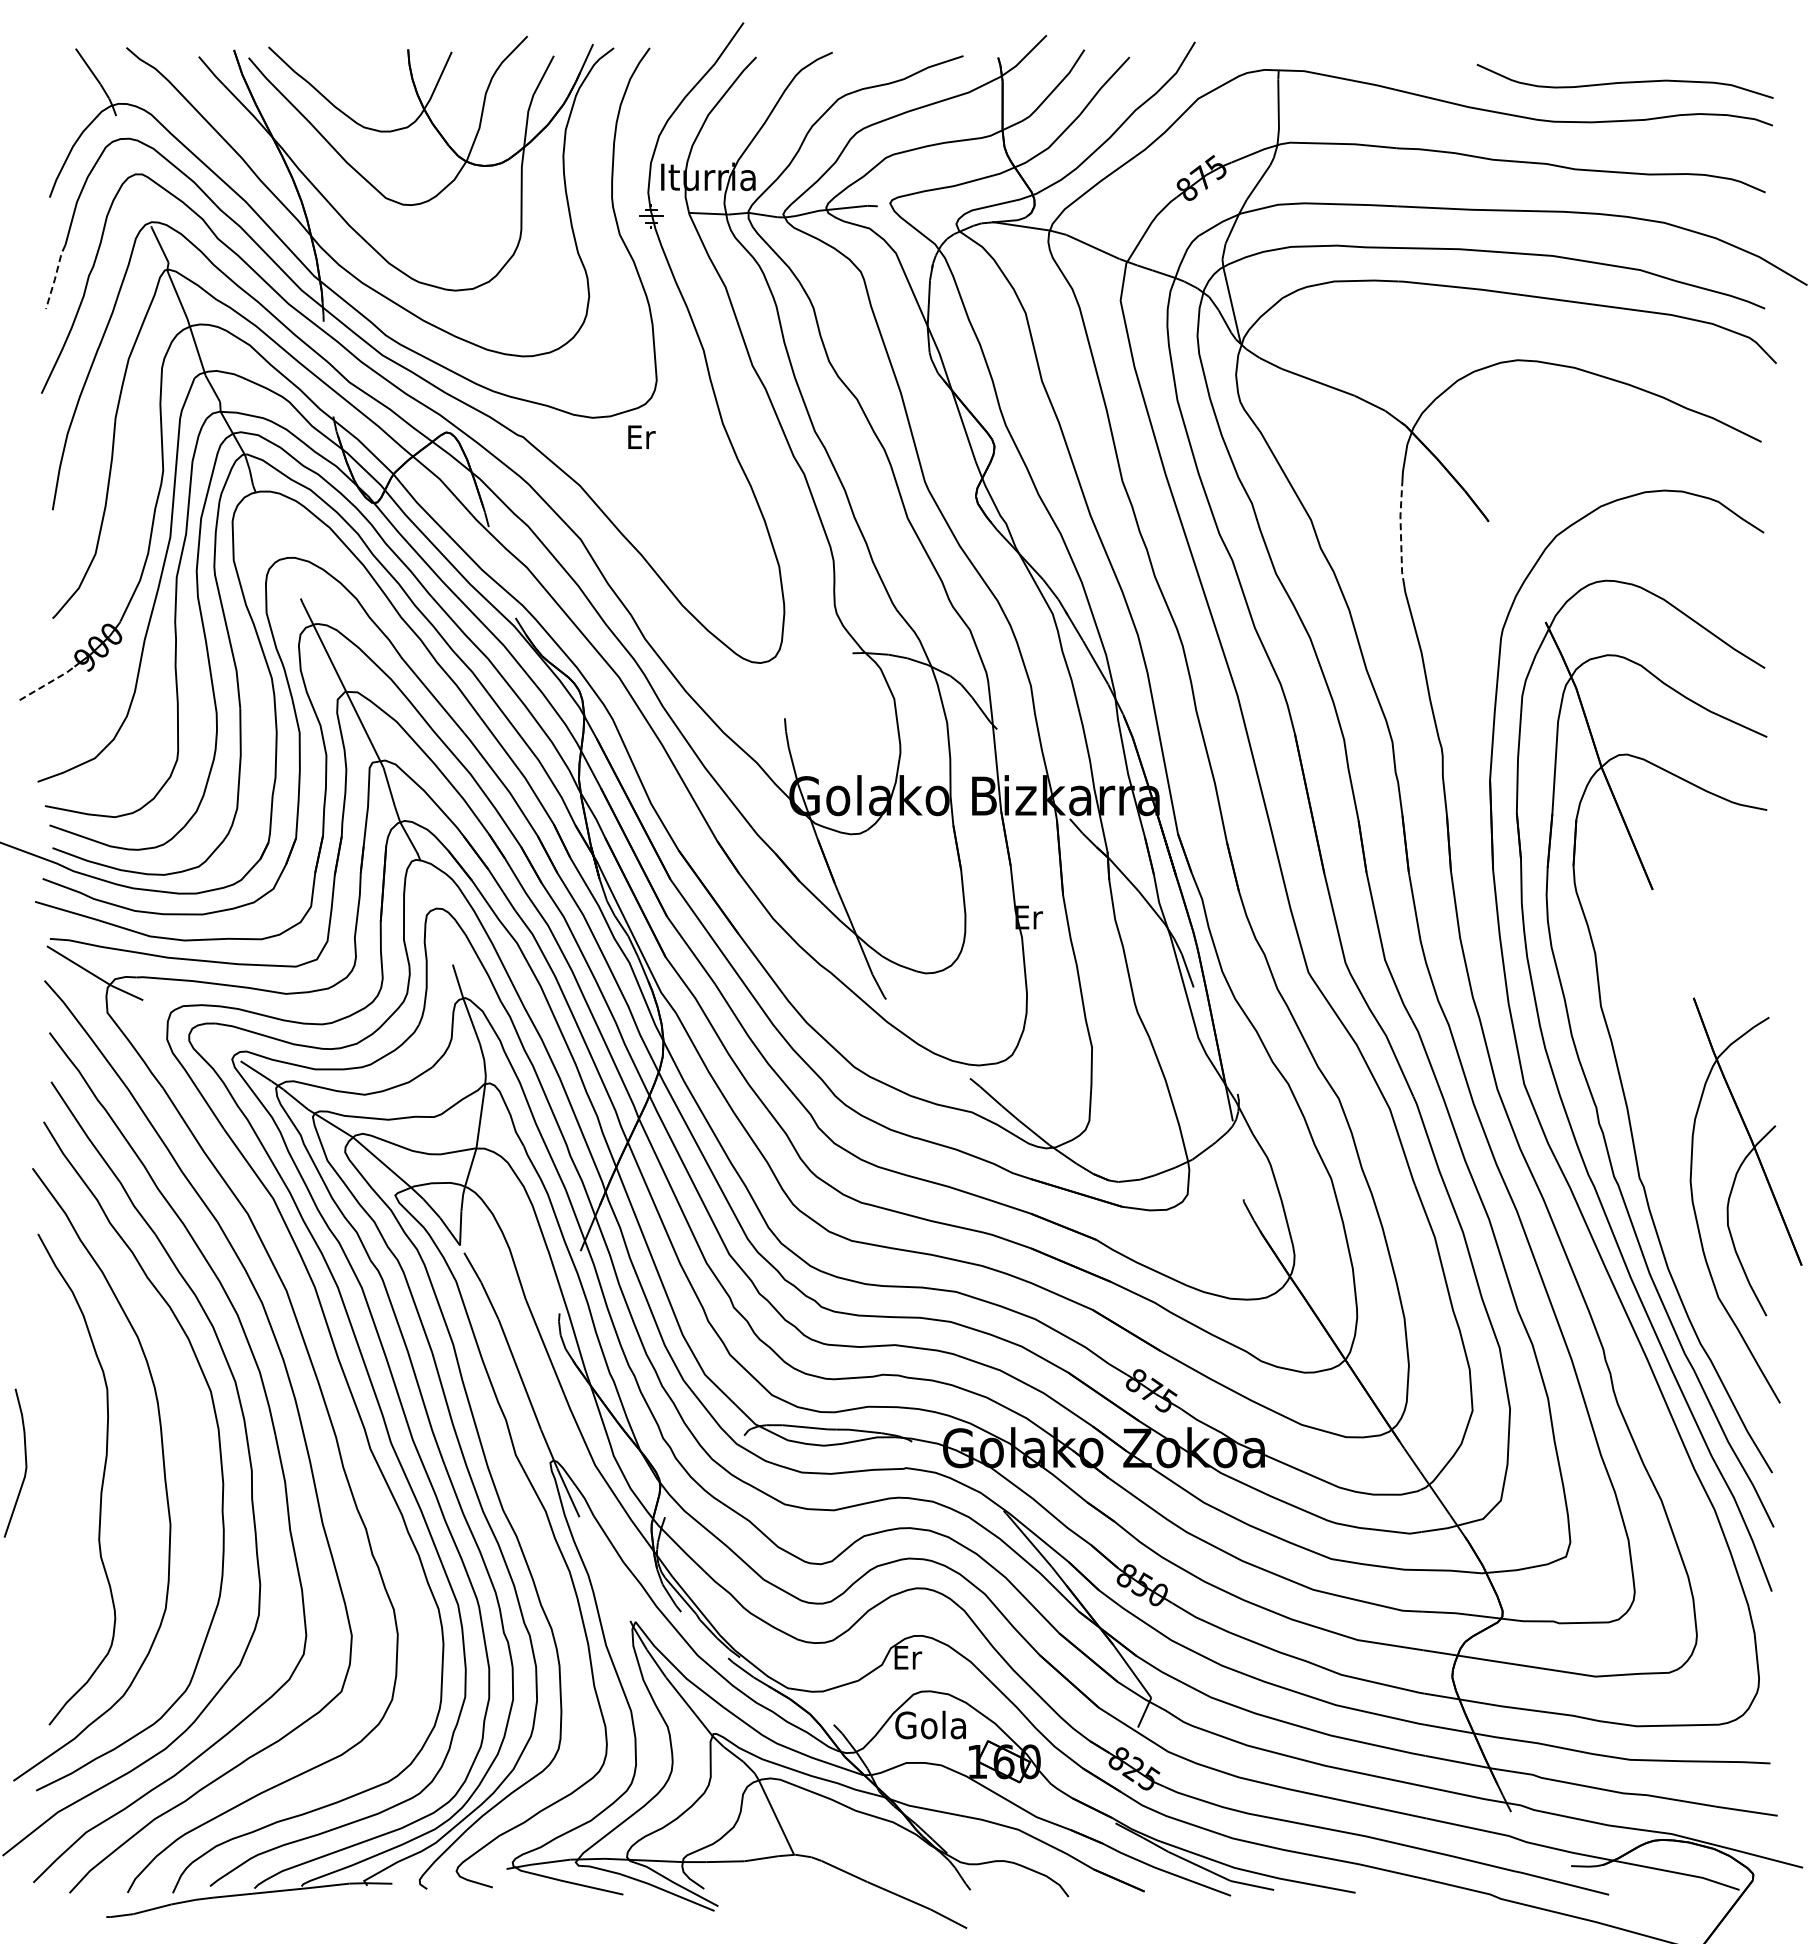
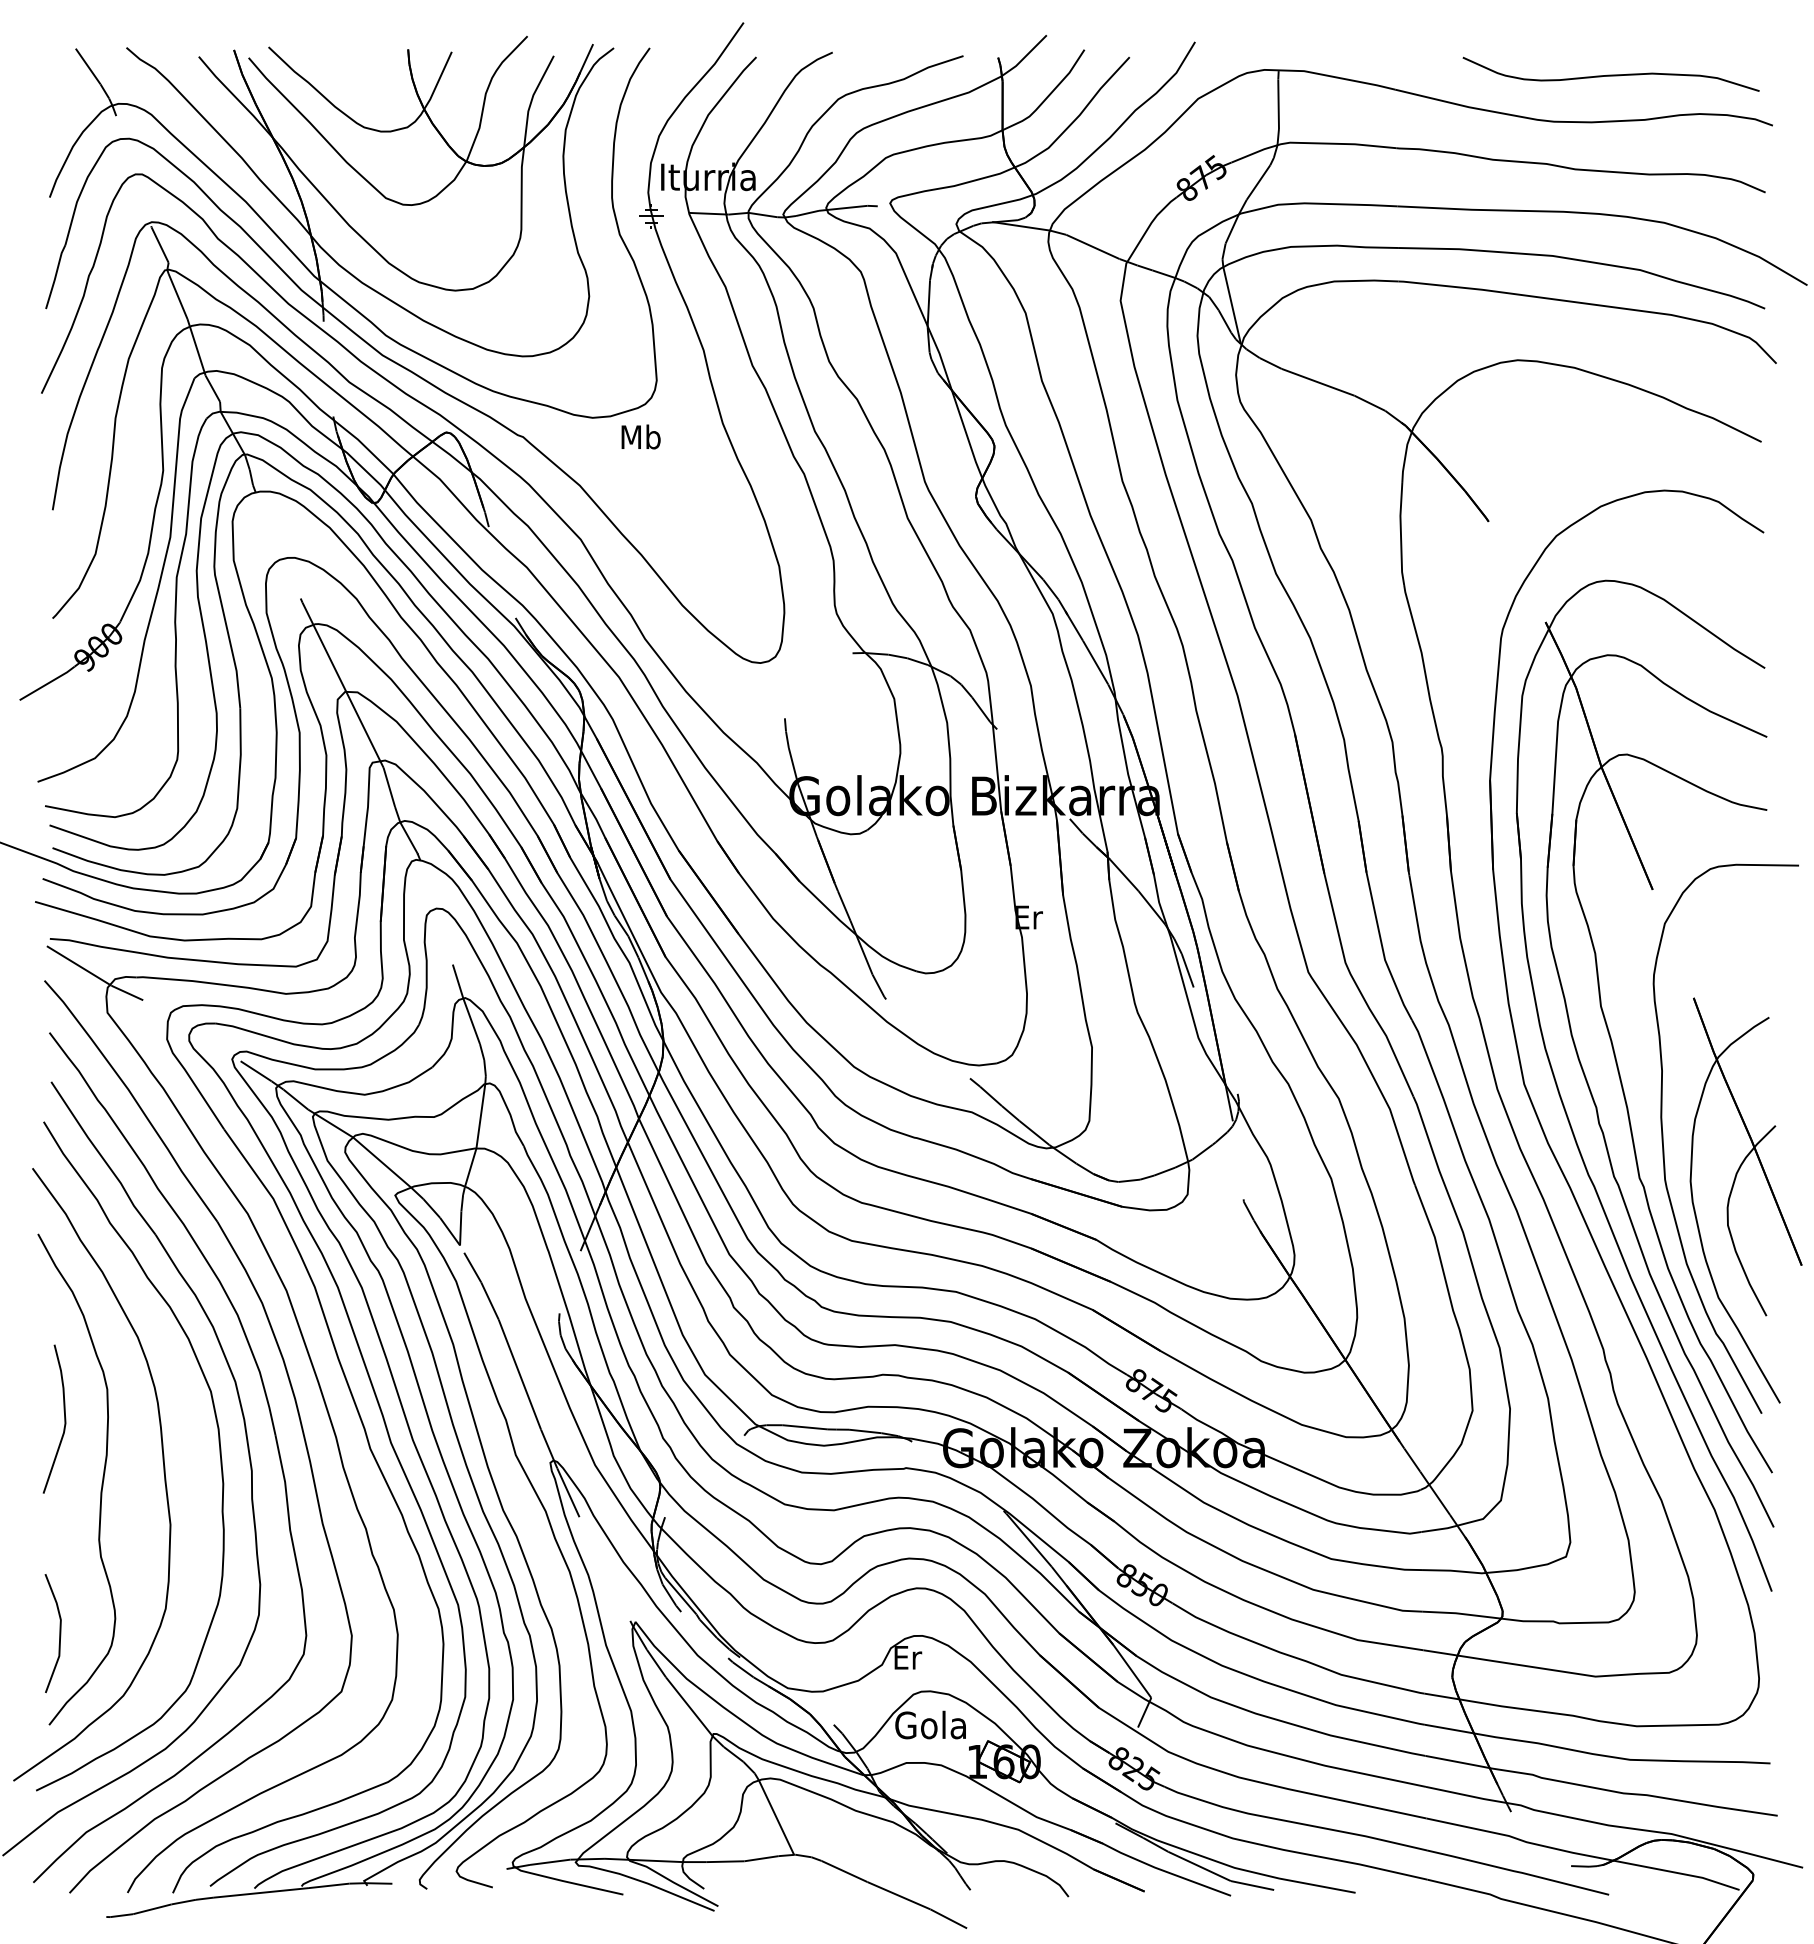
curve position: (1624, 81) -> (1610, 74) (1610, 74)
line: dashed -> solid (55, 277)
text: Er -> Mb (640, 436)
line: dashed -> solid (1400, 533)
line: dashed -> solid (48, 683)
curve: none -> present (1664, 1148)
curve position: (25, 1462) -> (64, 1418) (64, 1418)
line: none -> present (59, 1633)
